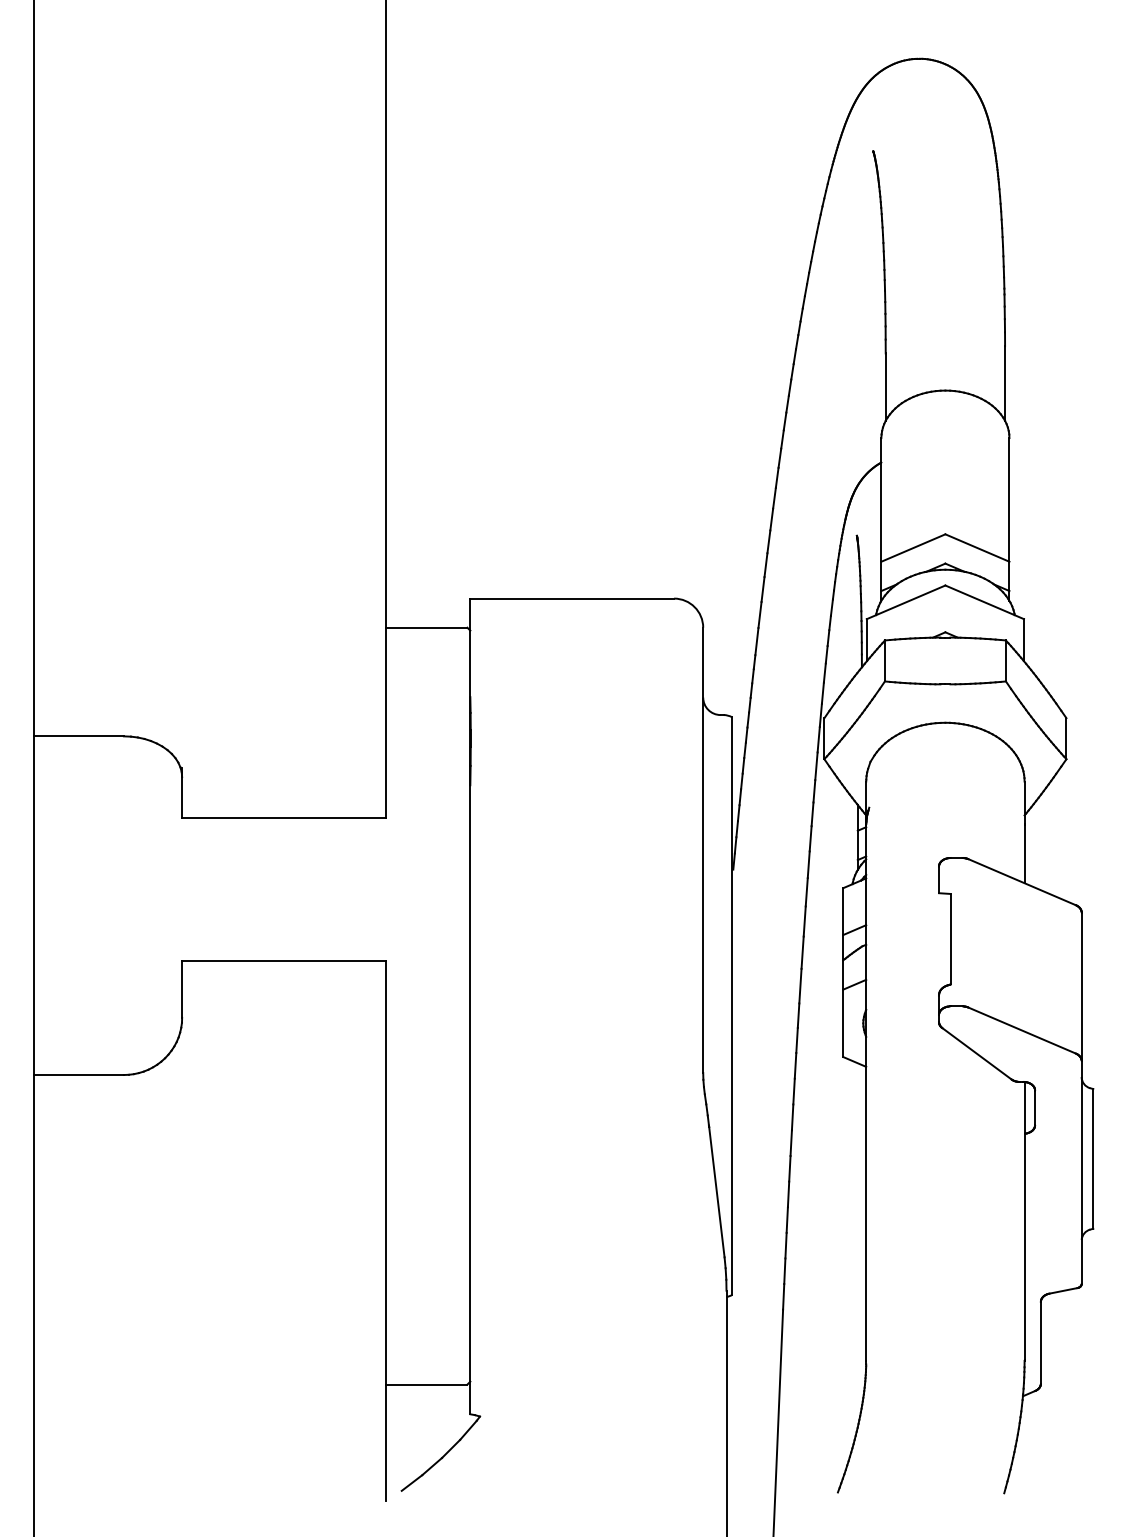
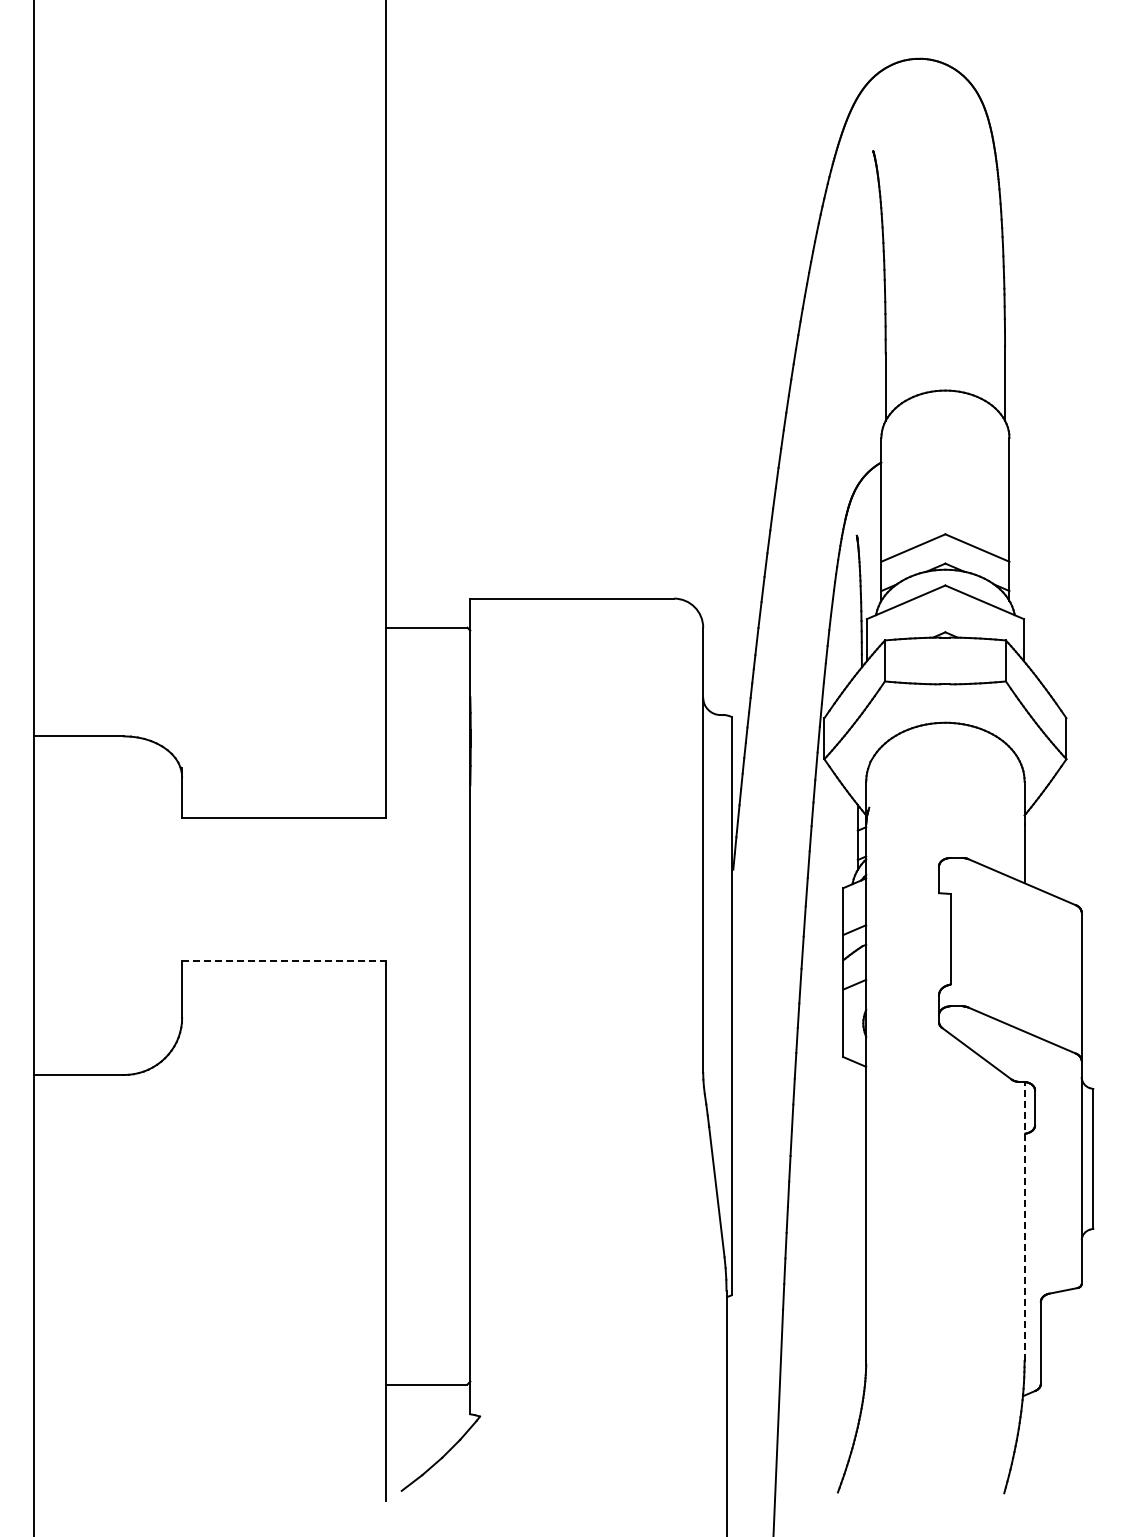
line: solid -> dashed (284, 960)
line: solid -> dashed (1024, 1220)
